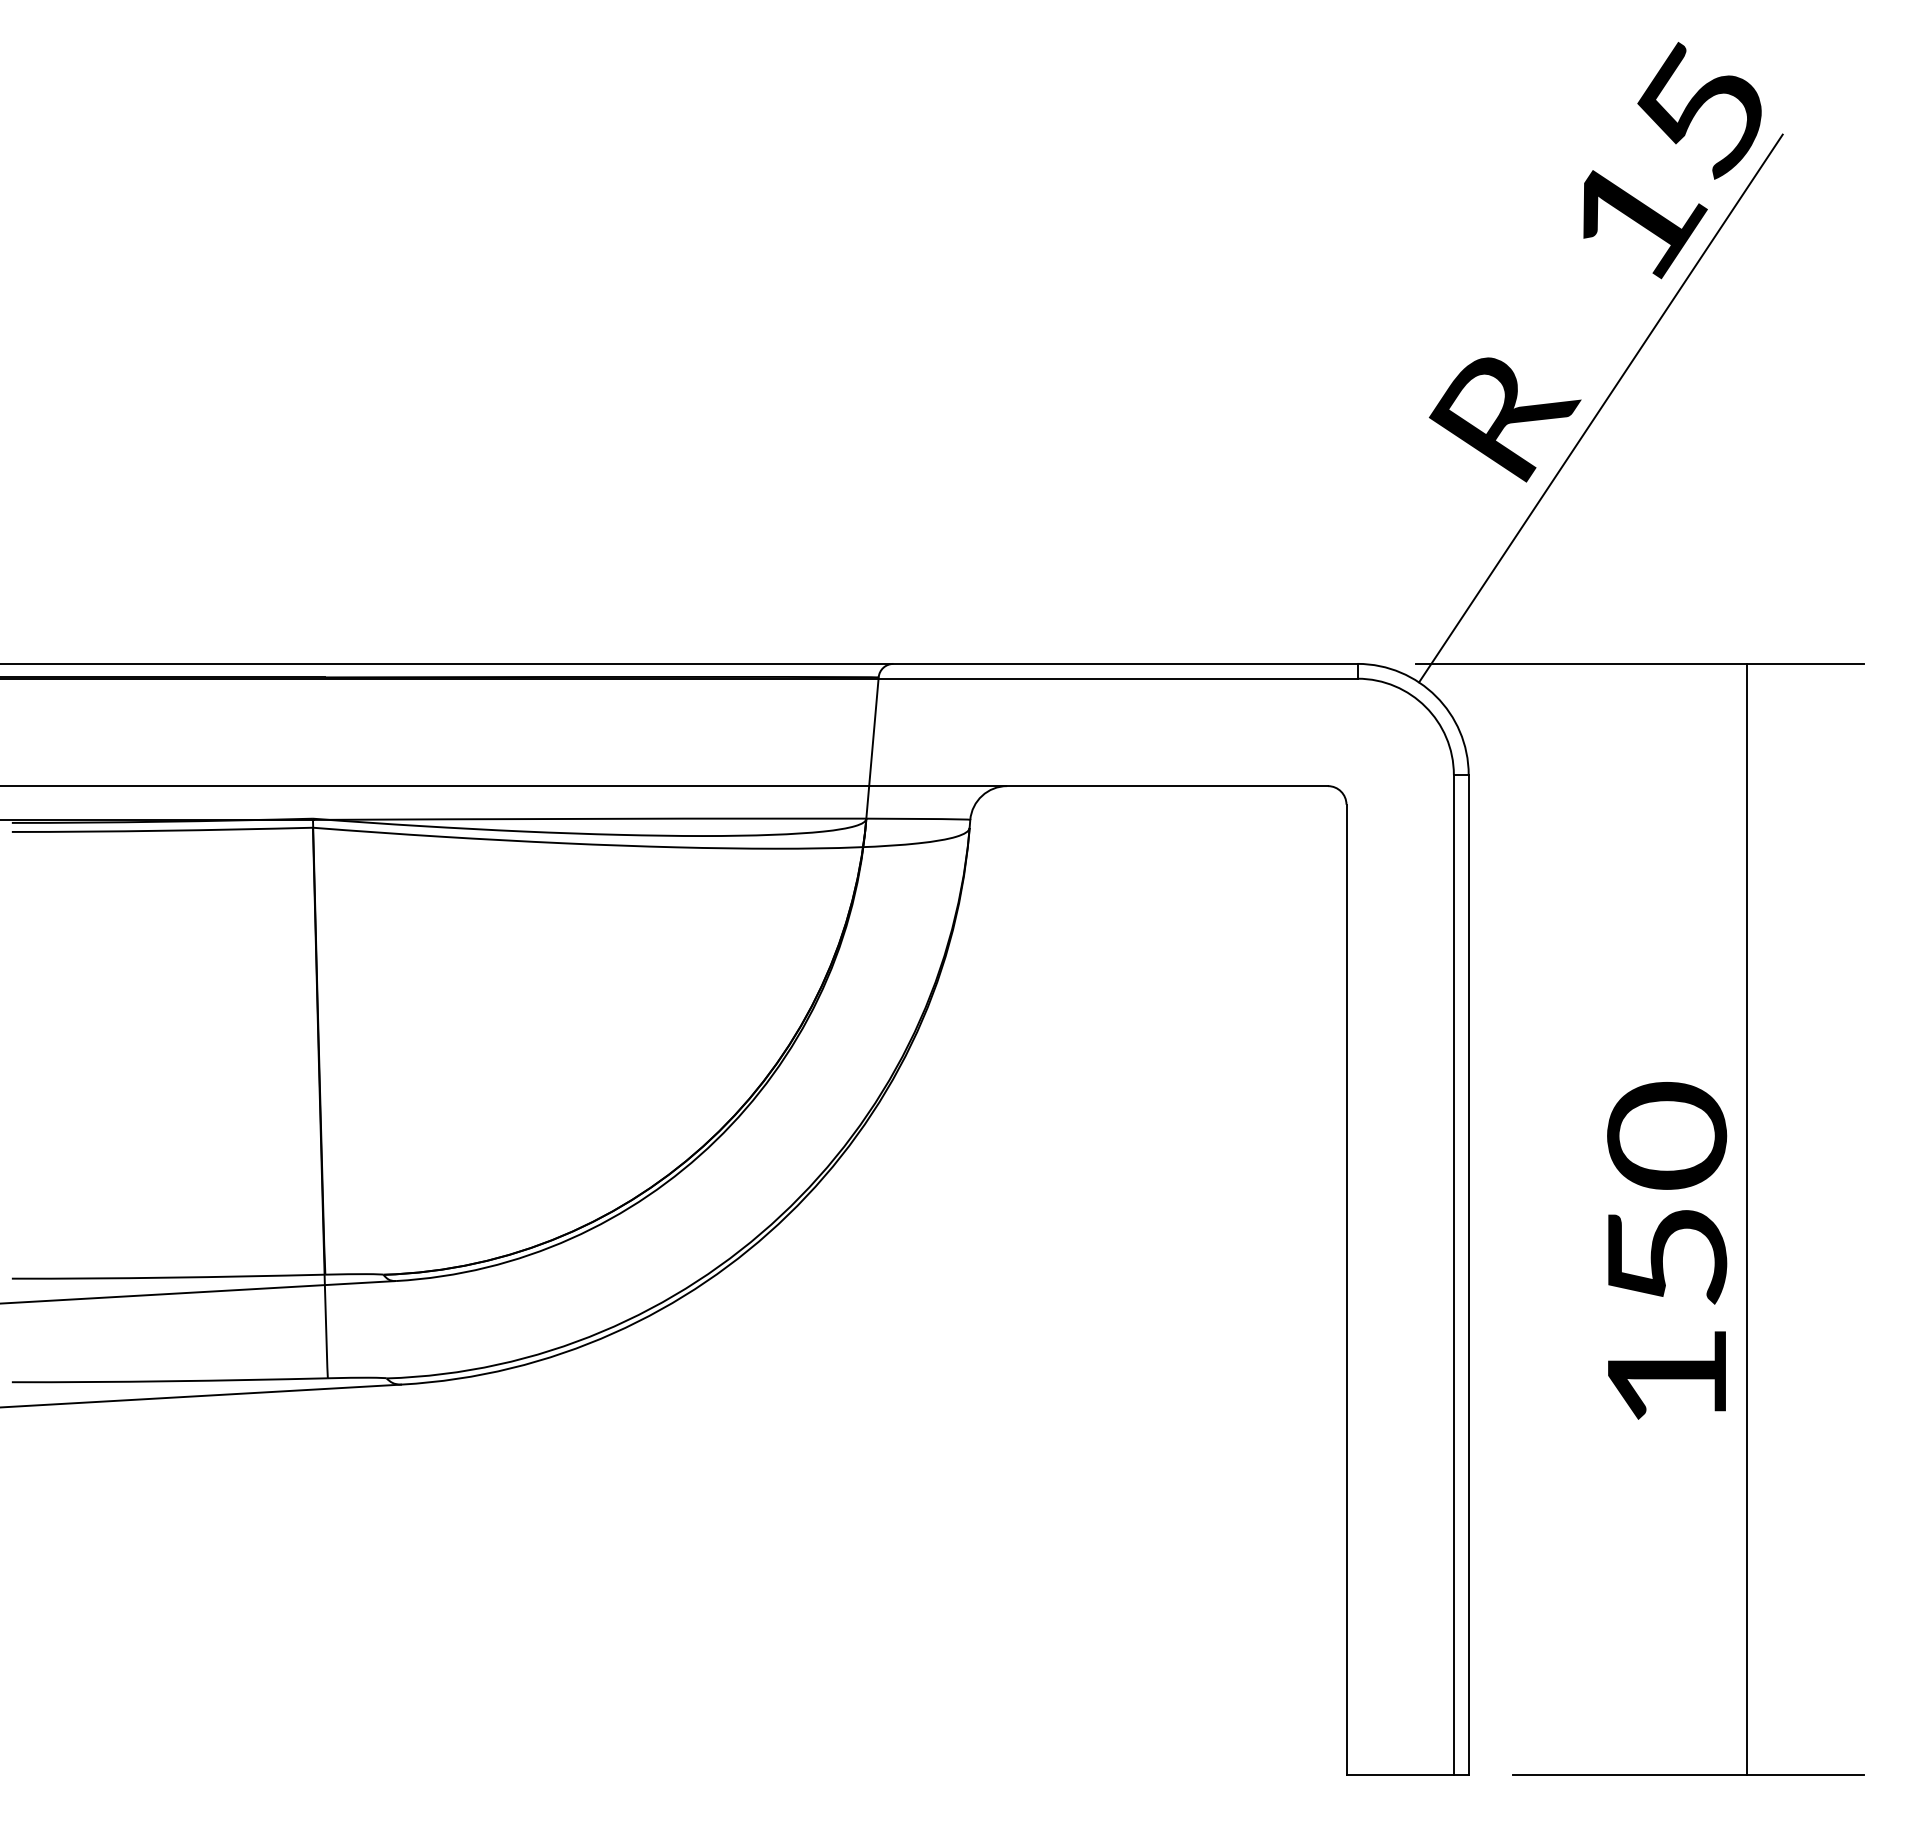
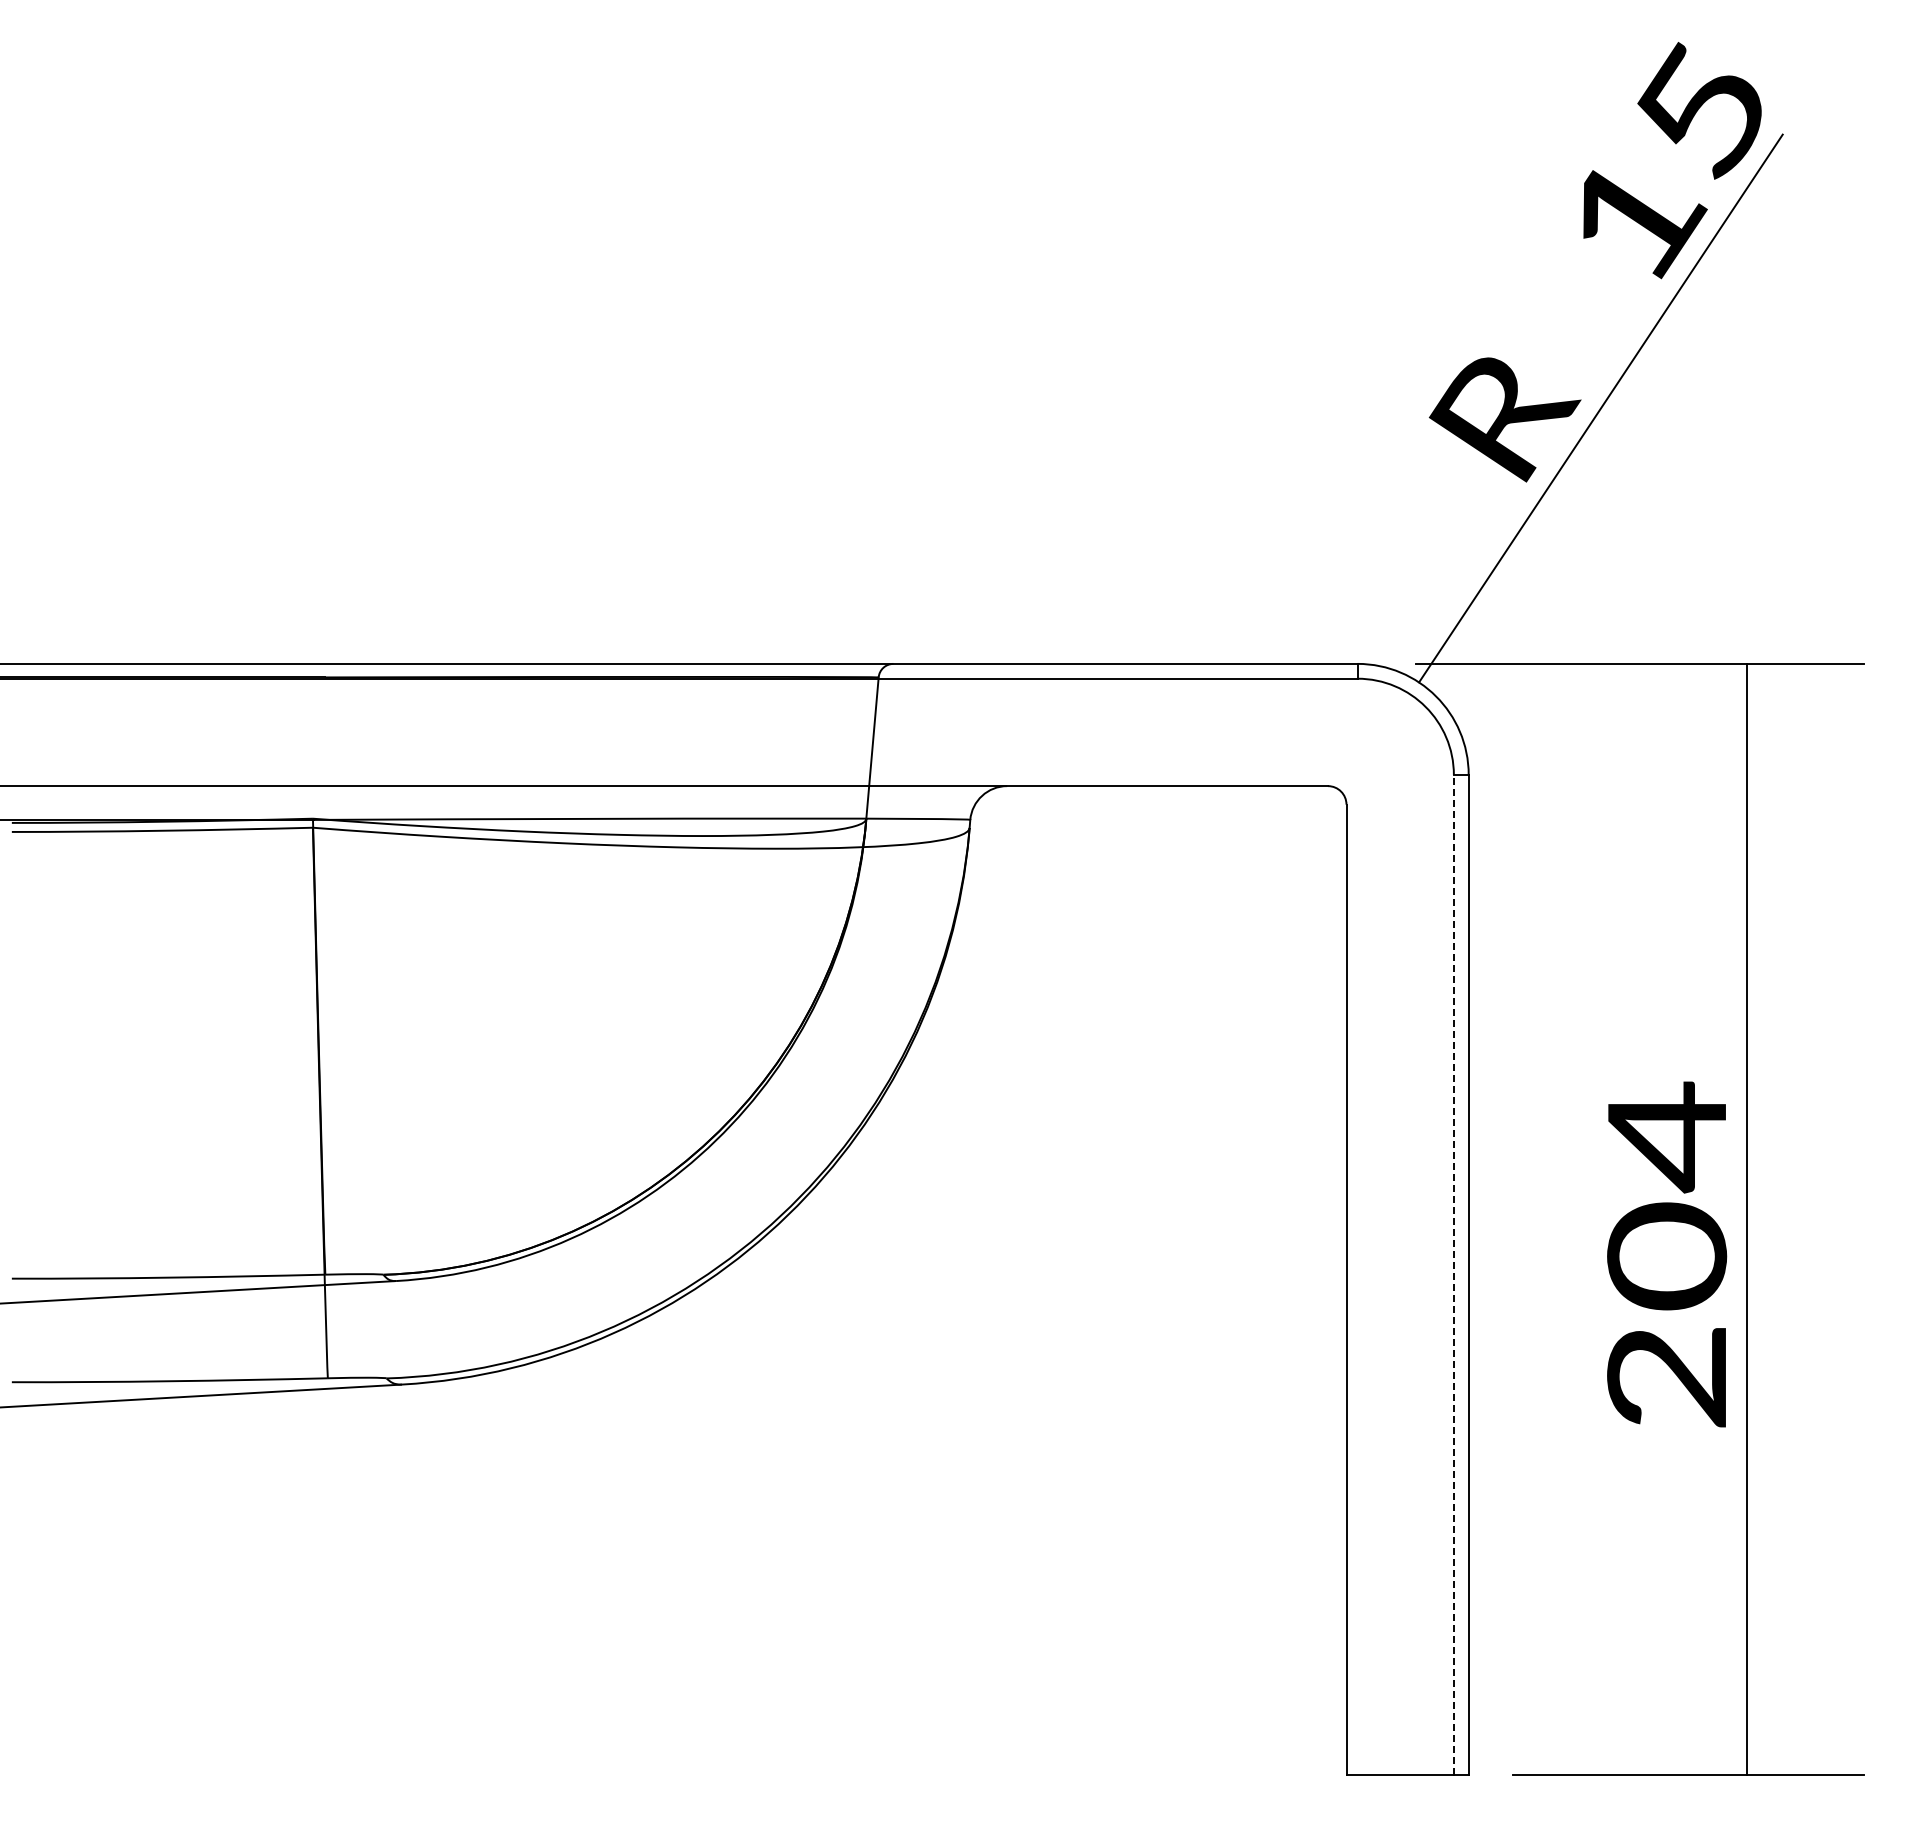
text: 150 -> 204 (1667, 1254)
line: solid -> dashed (1453, 1274)
